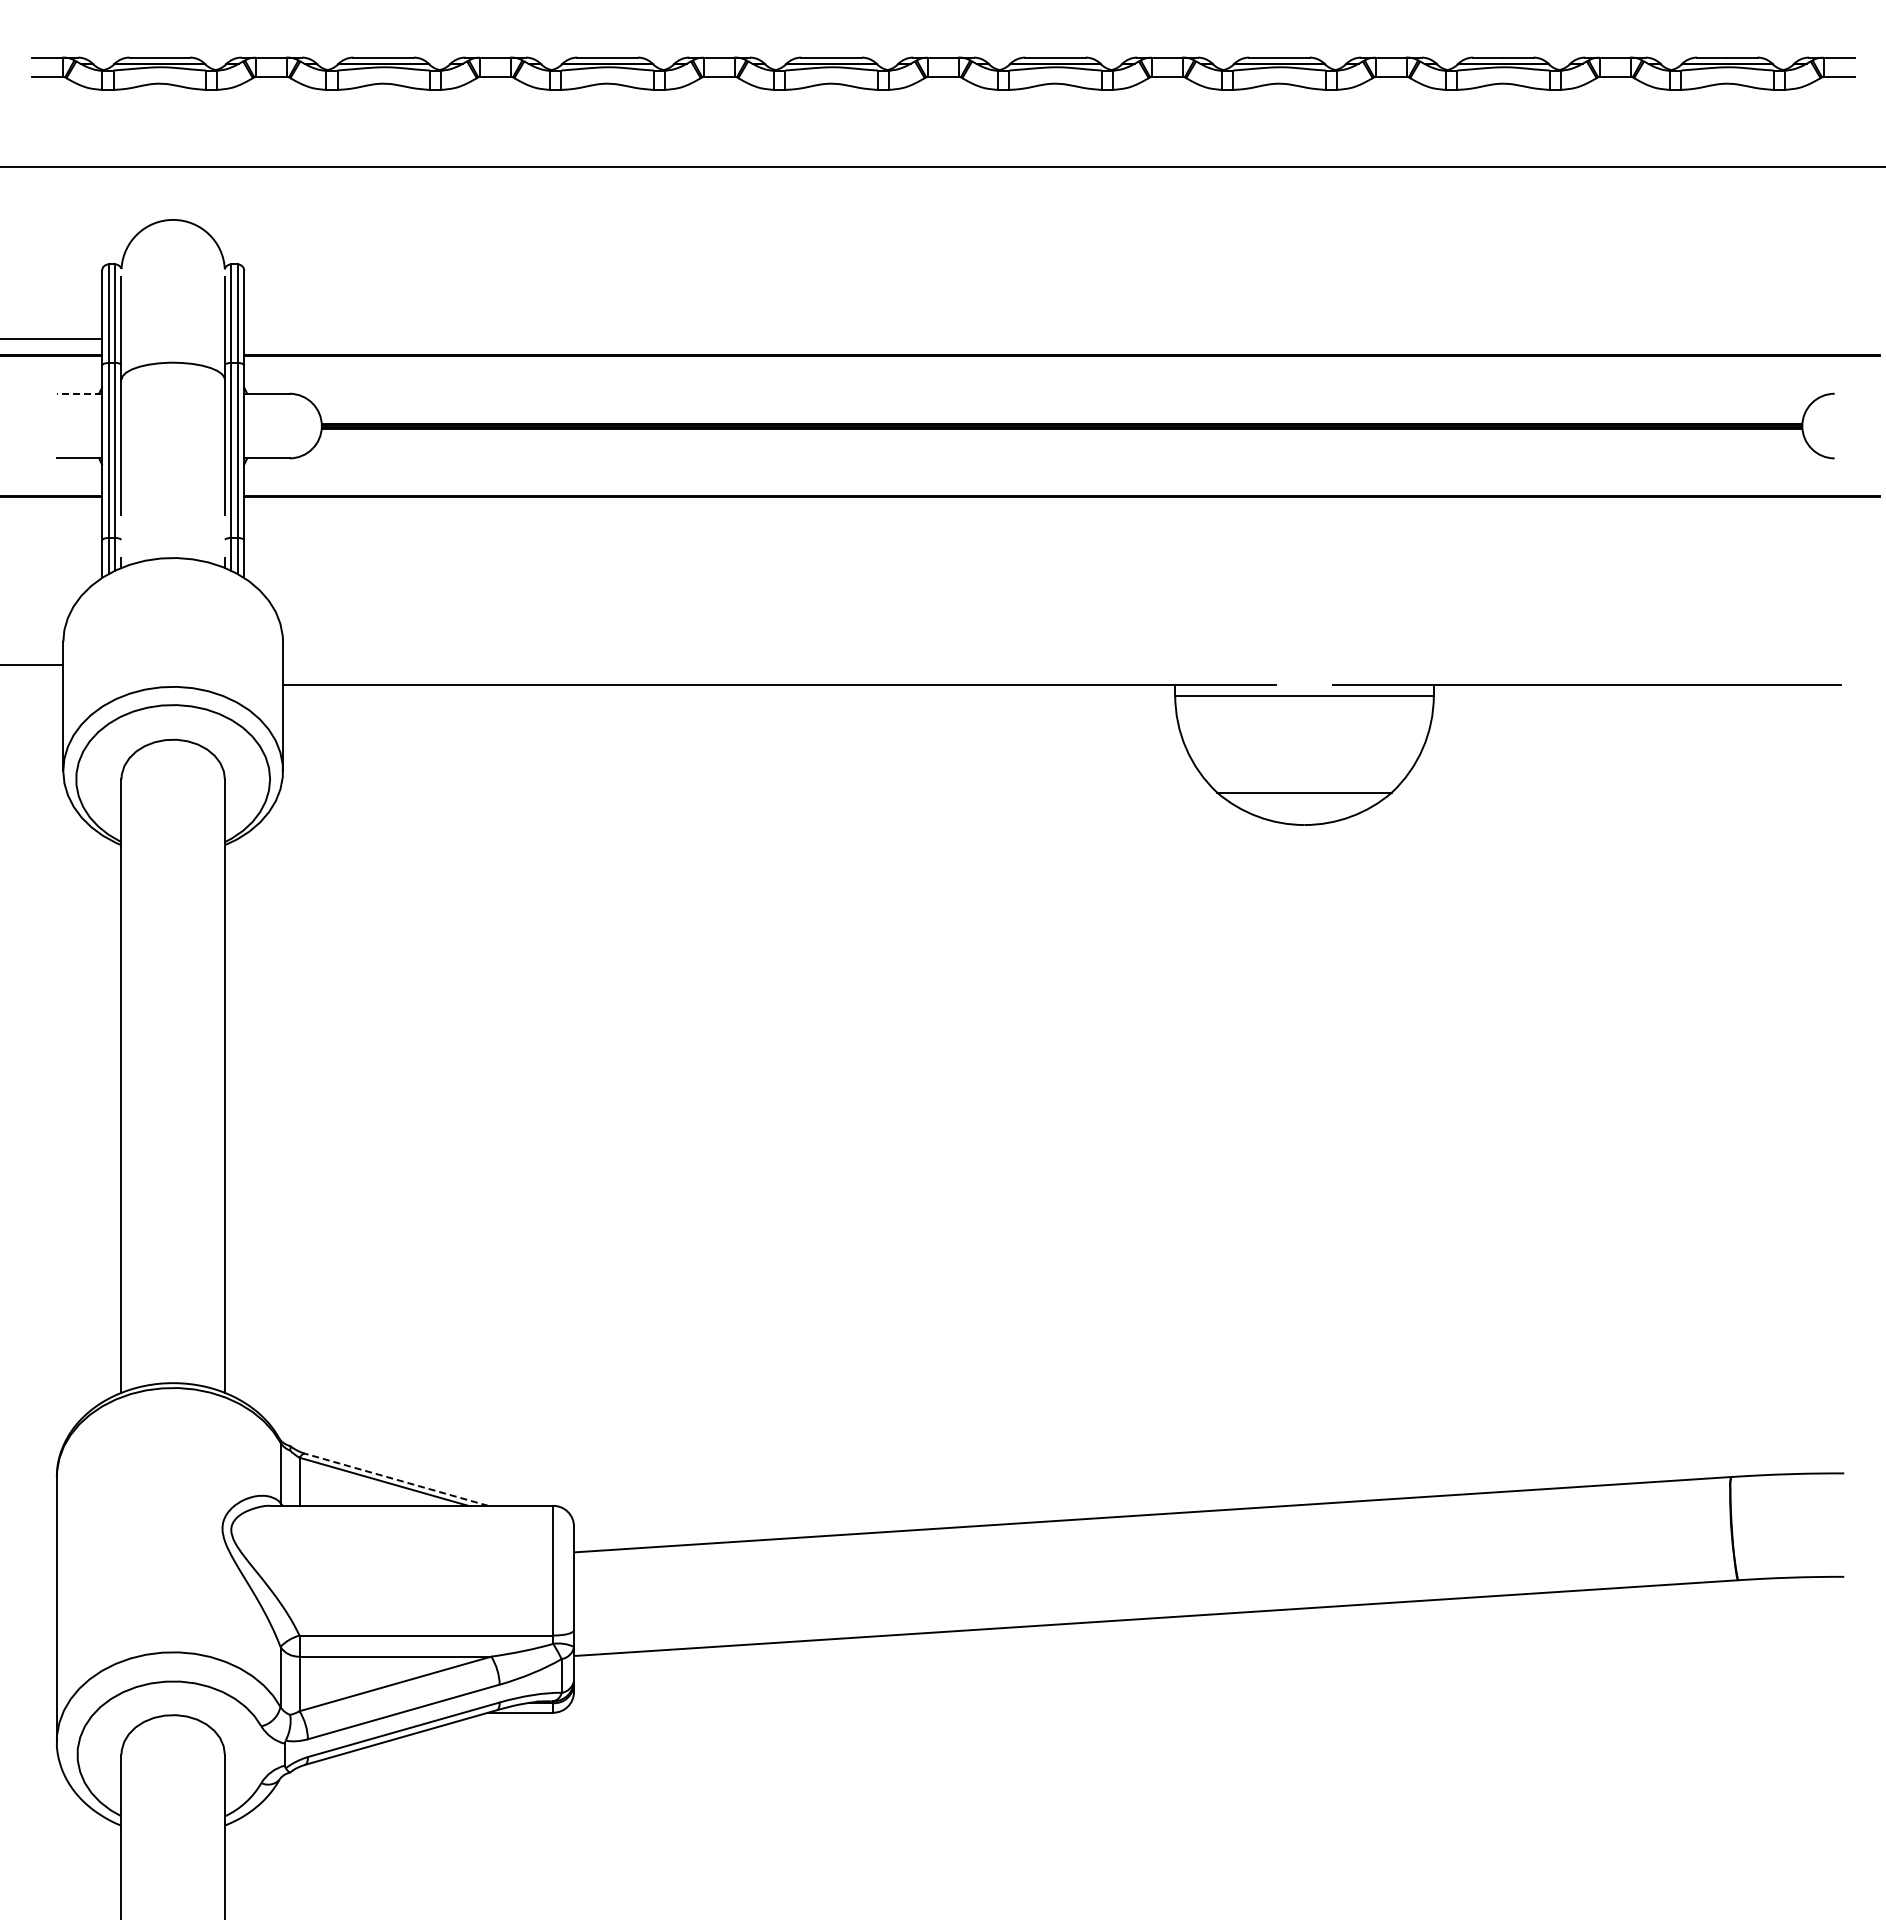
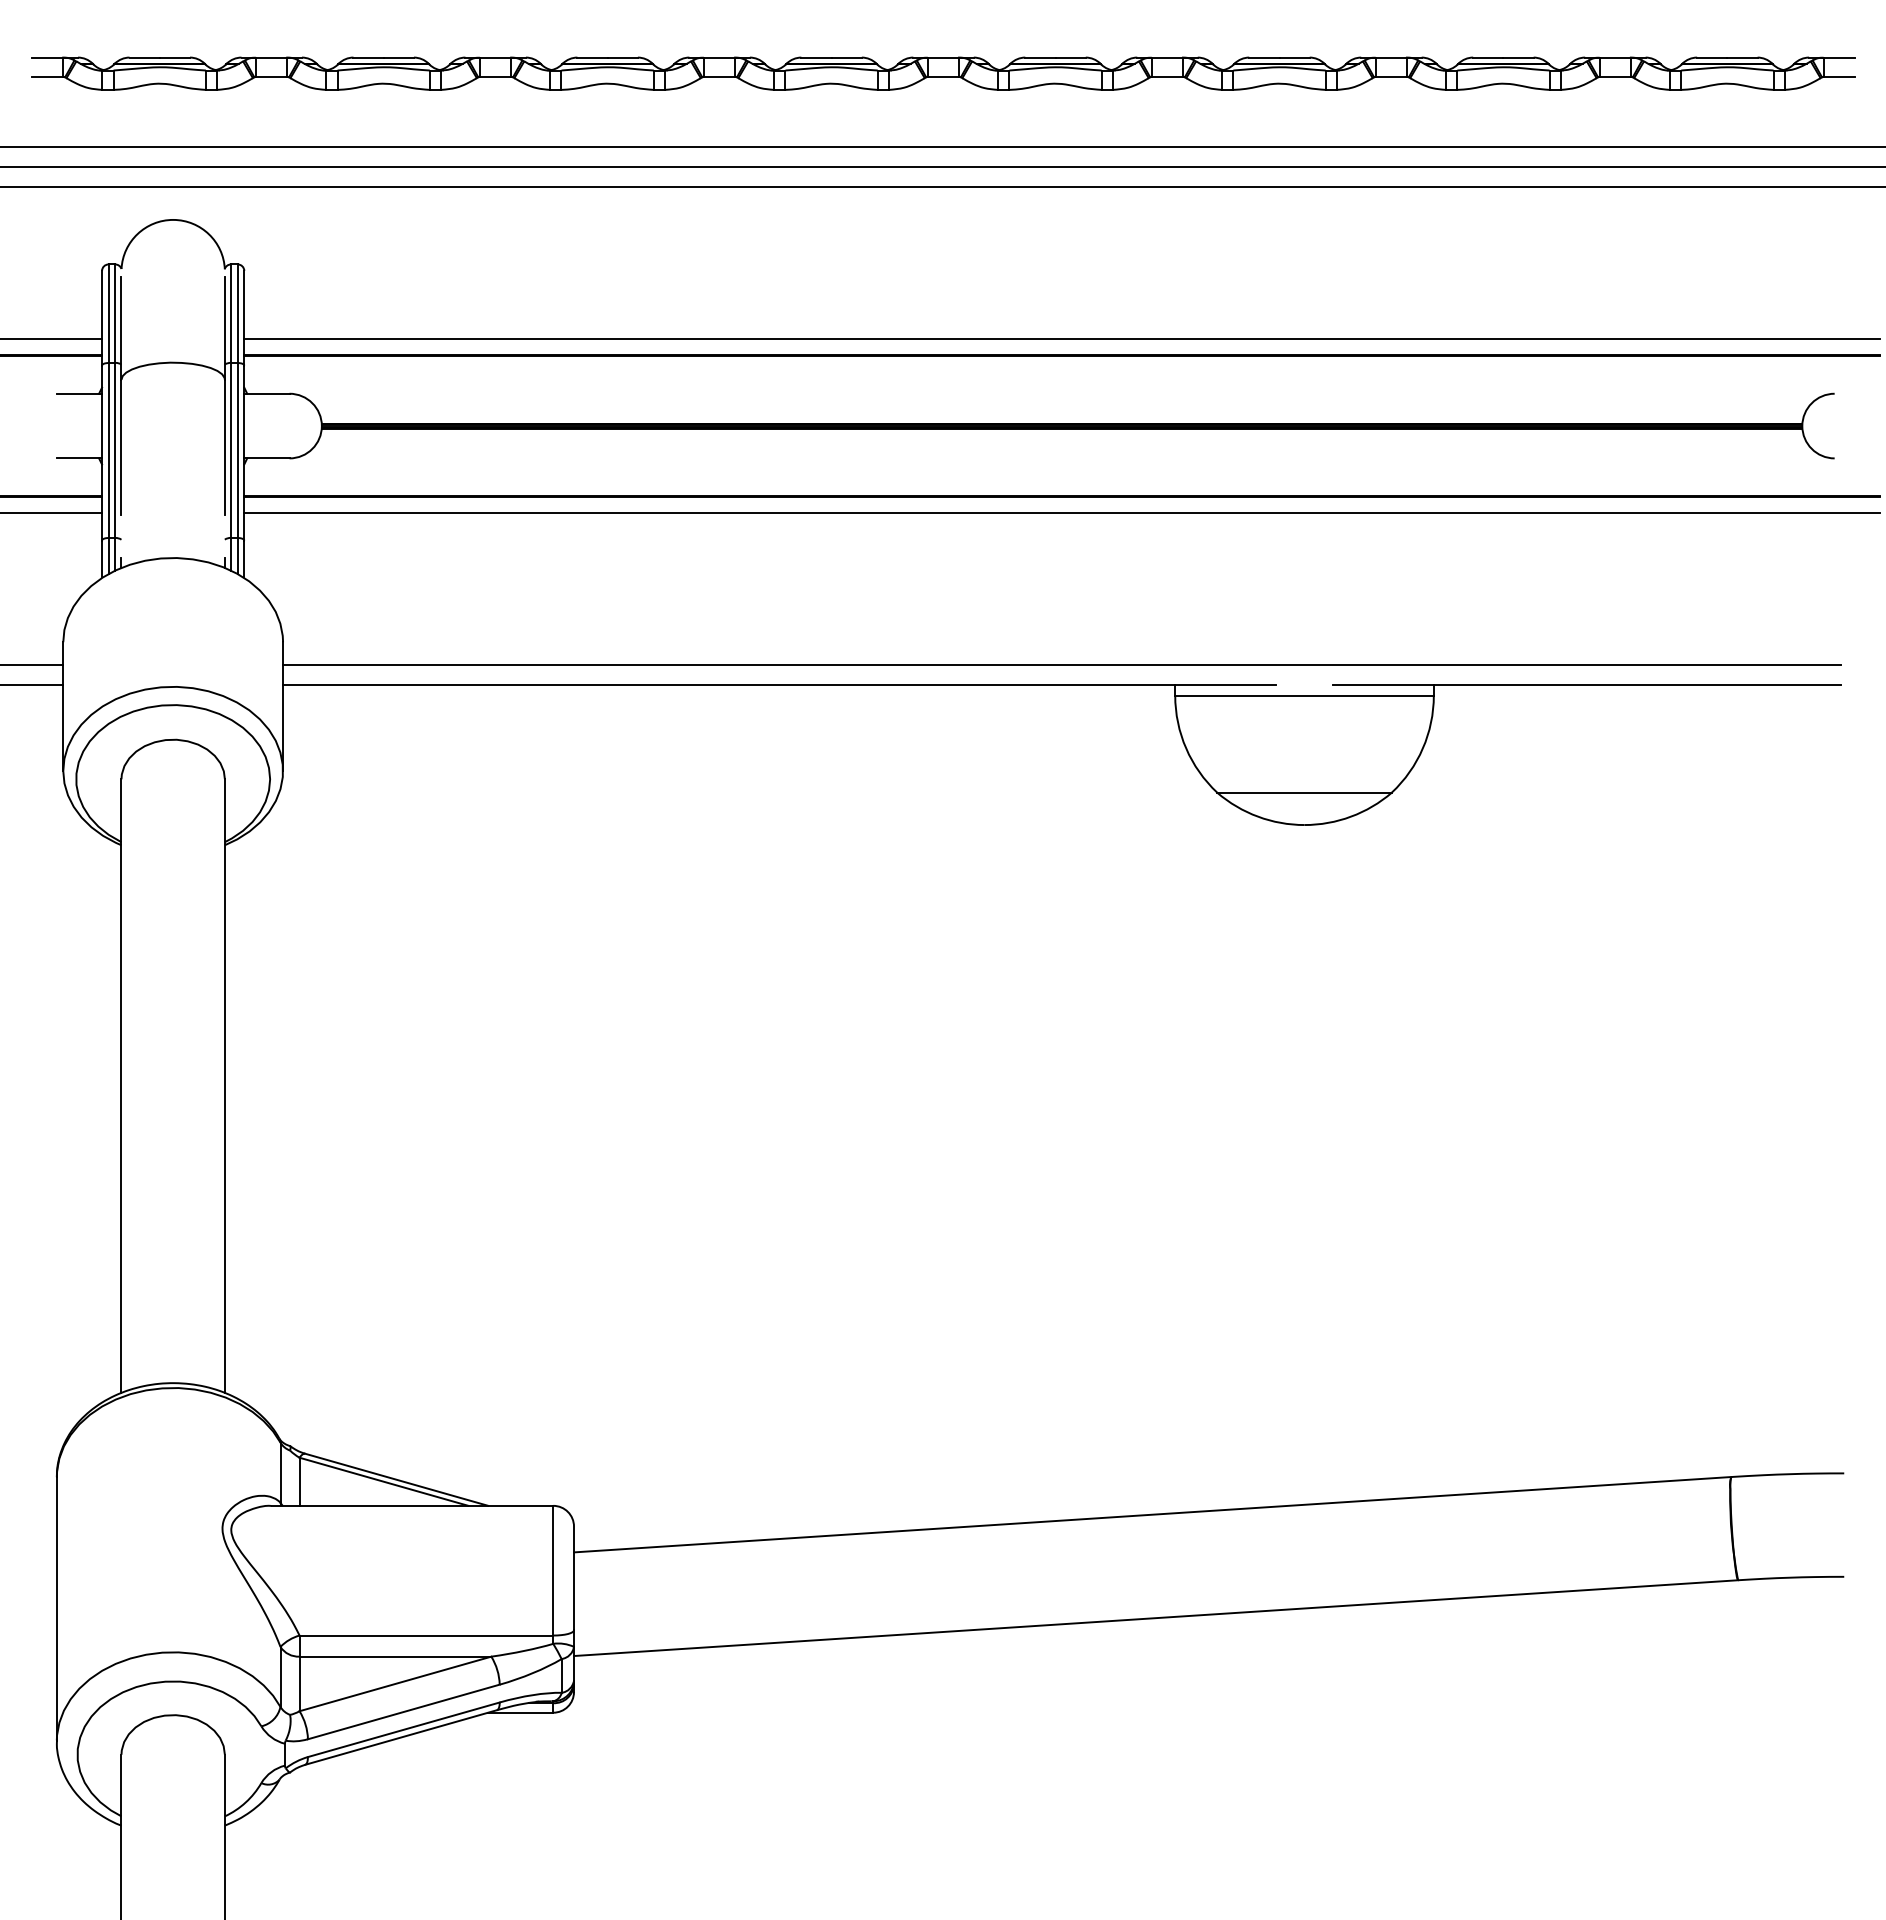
line: none -> present (942, 146)
line: none -> present (942, 186)
line: none -> present (1061, 338)
line: dashed -> solid (79, 393)
line: none -> present (52, 513)
line: none -> present (1061, 513)
line: none -> present (1062, 665)
line: none -> present (32, 684)
line: dashed -> solid (396, 1479)
